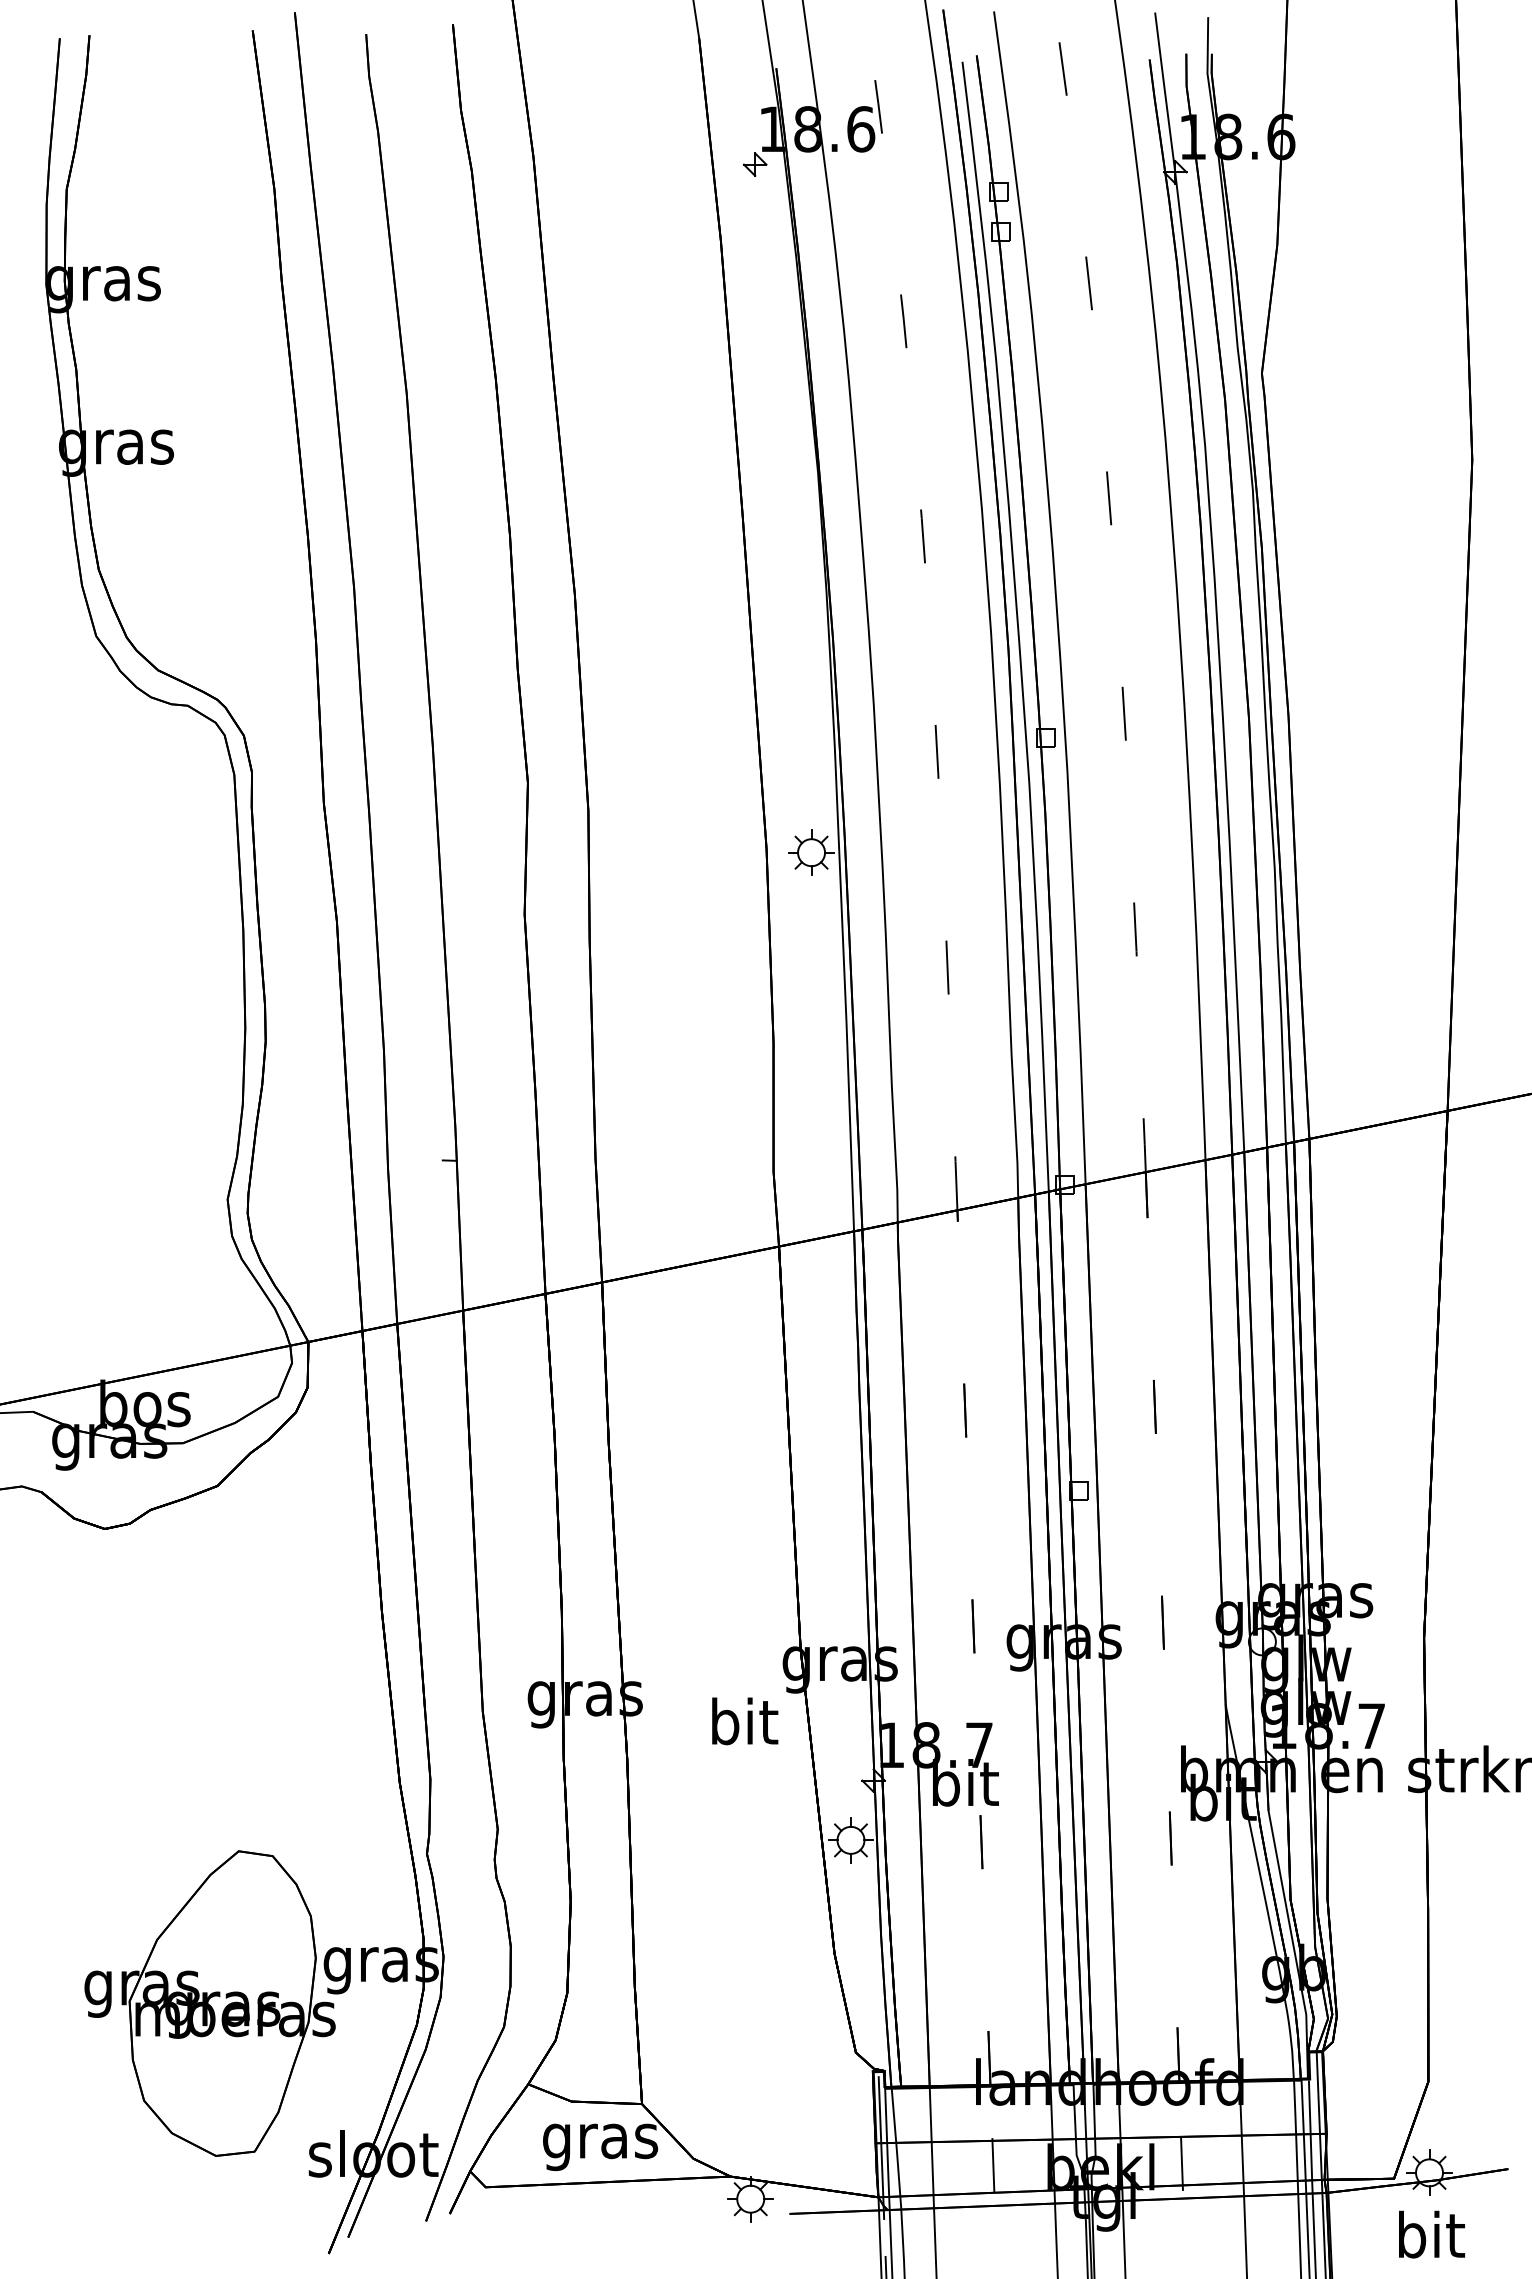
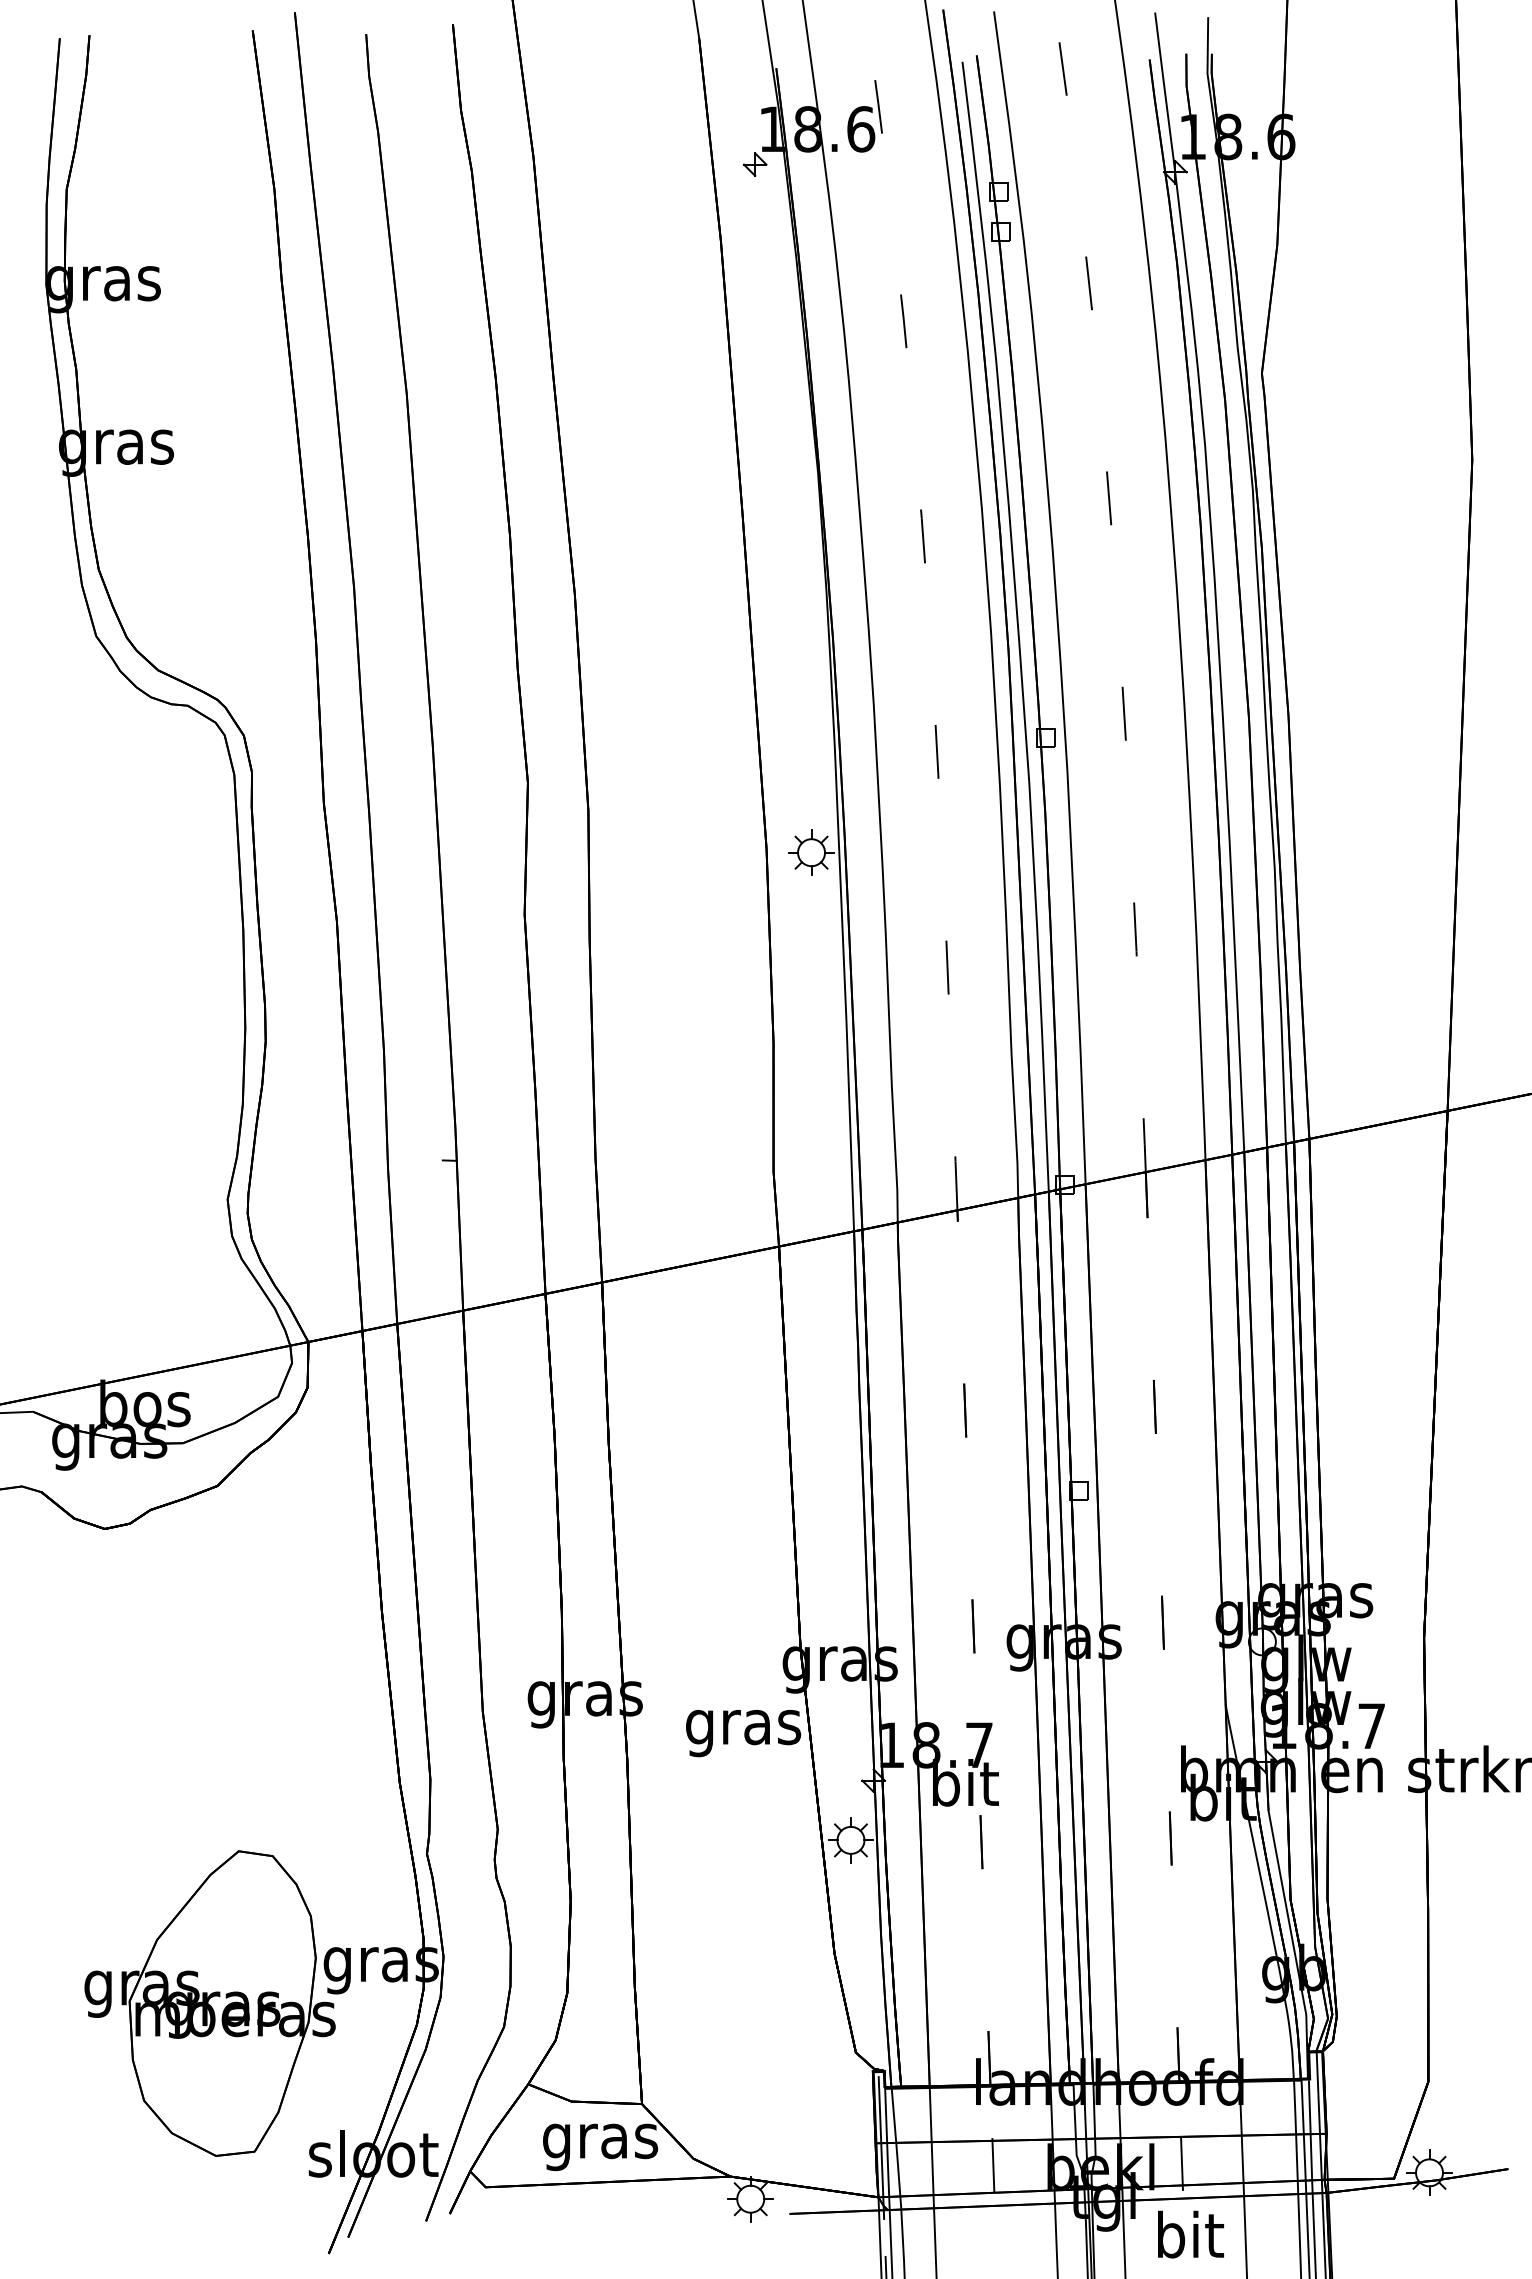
text: bit -> gras (743, 1727)
text position: (1431, 2234) -> (1190, 2234) (1190, 2234)
